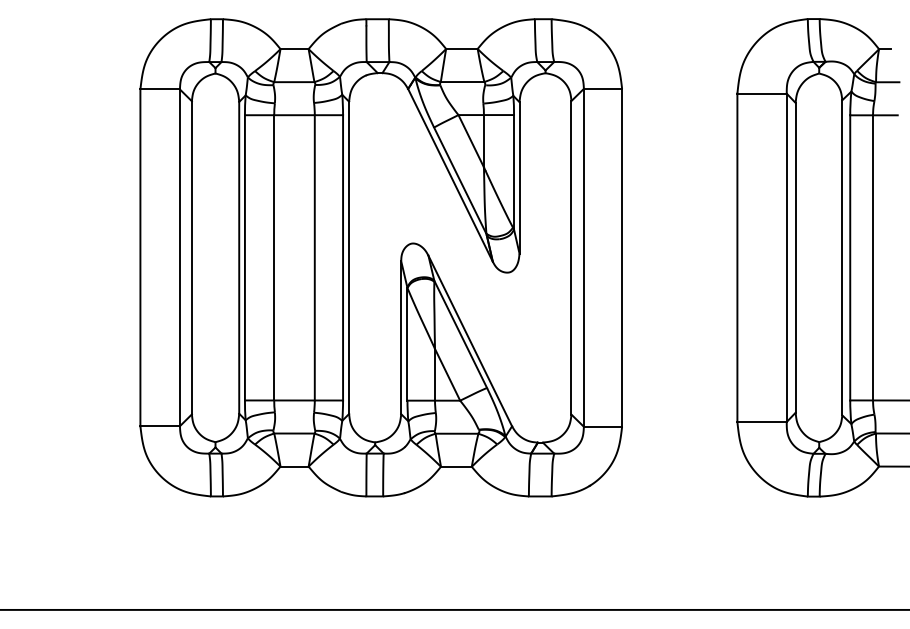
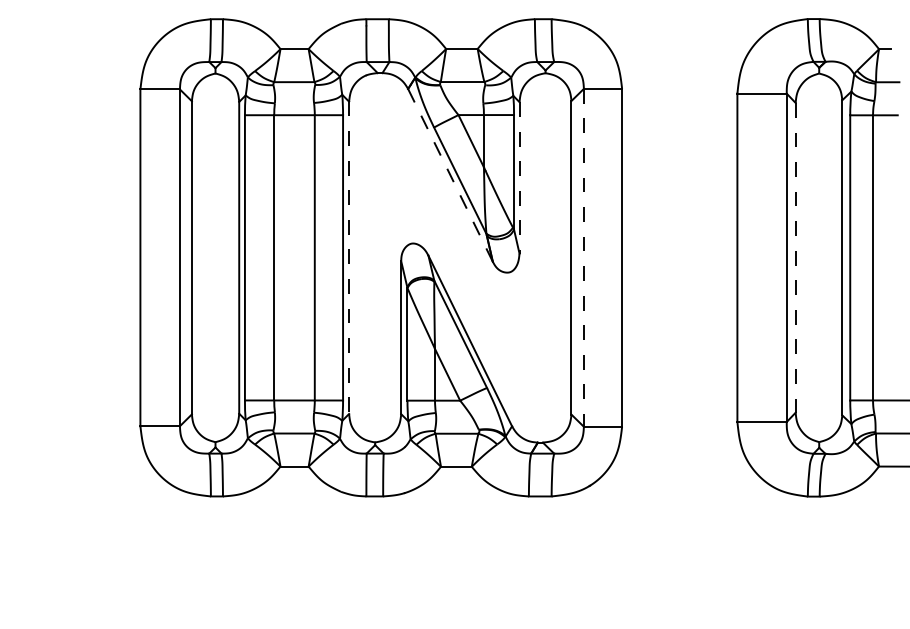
line: solid -> dashed (450, 174)
line: solid -> dashed (519, 177)
line: solid -> dashed (583, 257)
line: solid -> dashed (795, 257)
line: solid -> dashed (349, 258)
line: present -> none (454, 609)
